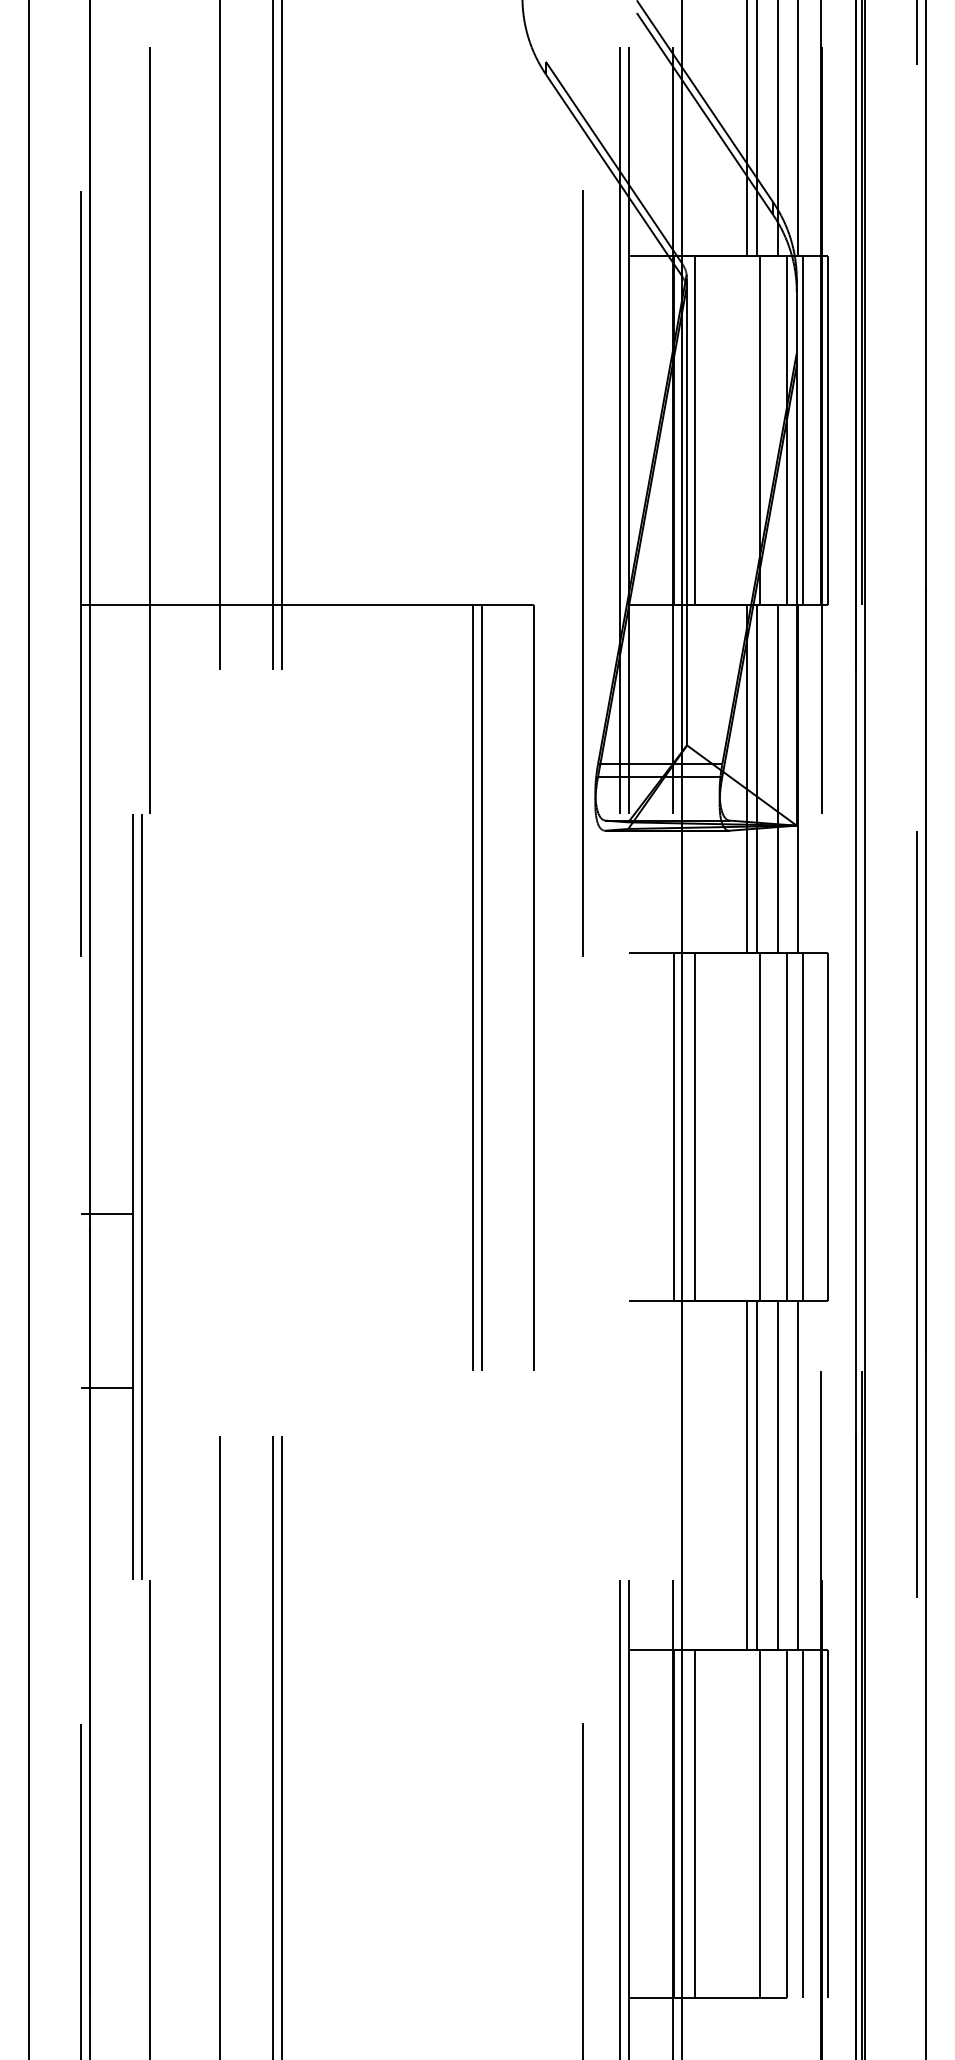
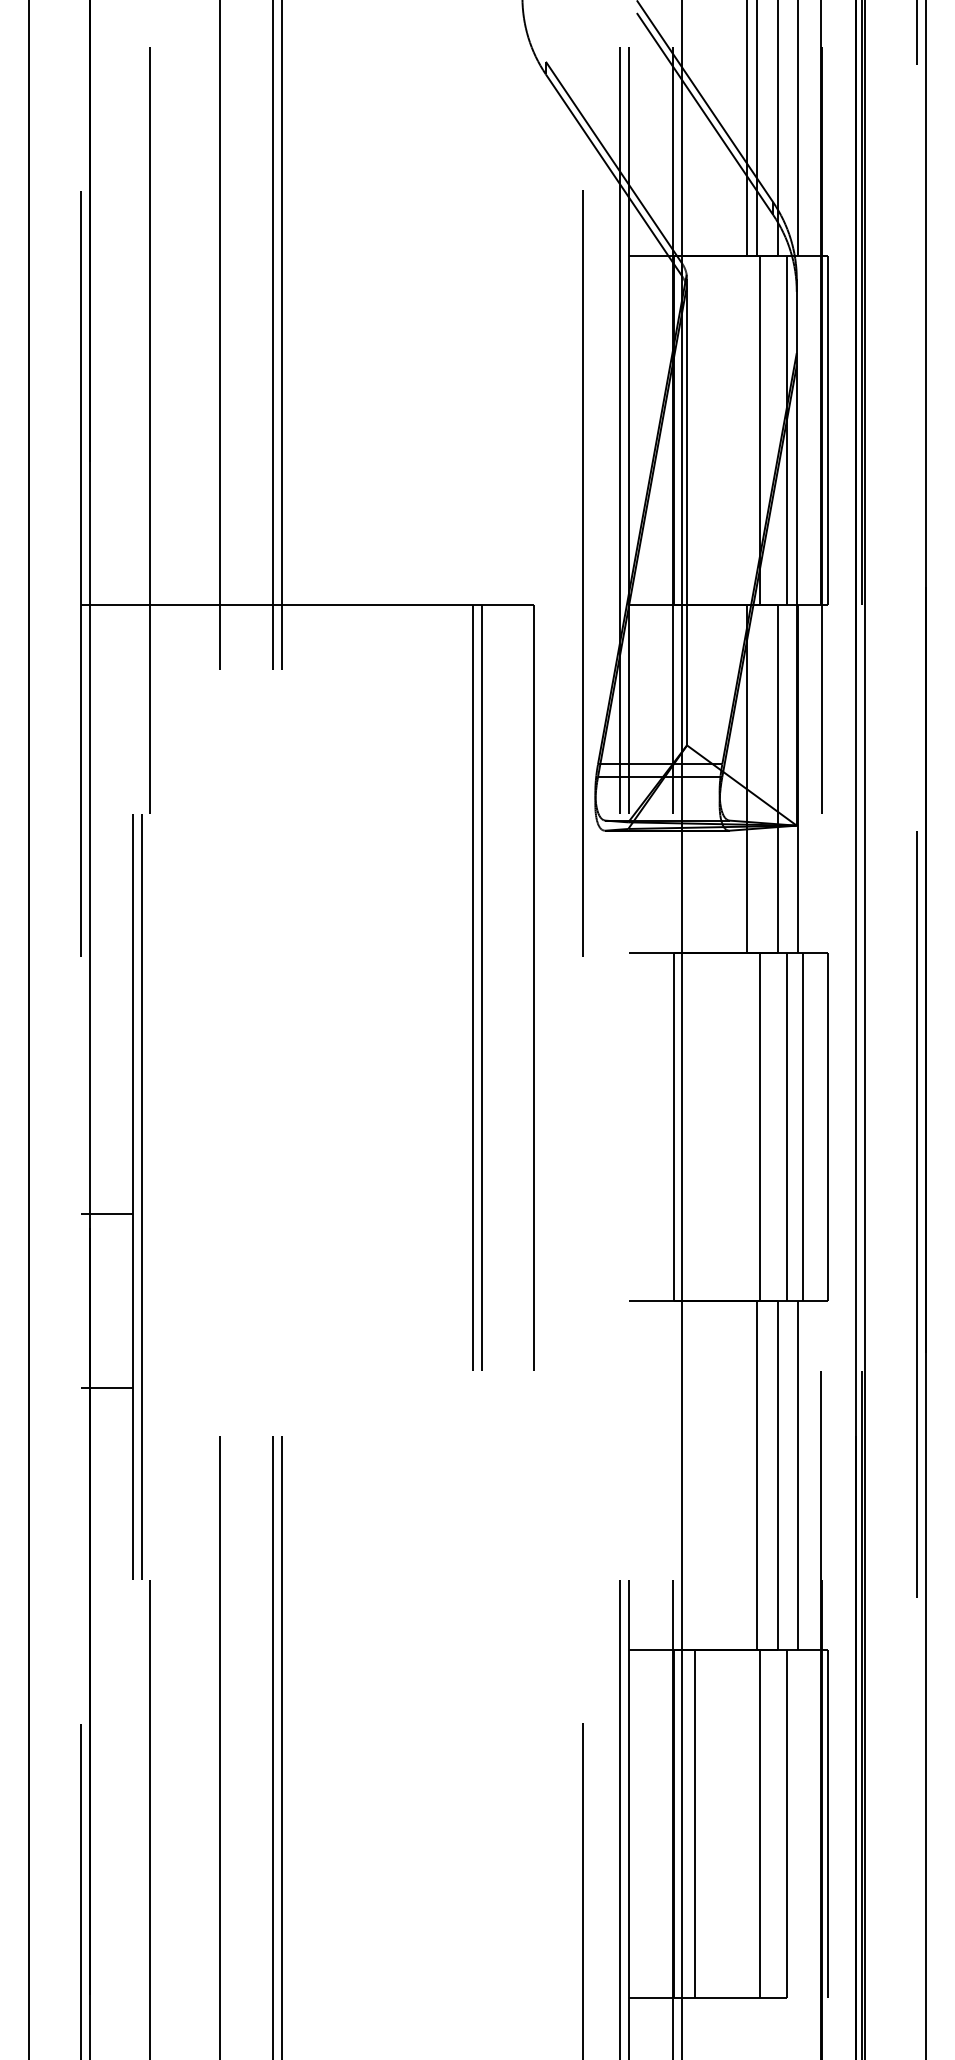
line: present -> none (695, 430)
line: present -> none (803, 430)
line: present -> none (757, 778)
line: present -> none (695, 1126)
line: present -> none (747, 1475)
line: present -> none (803, 1823)
